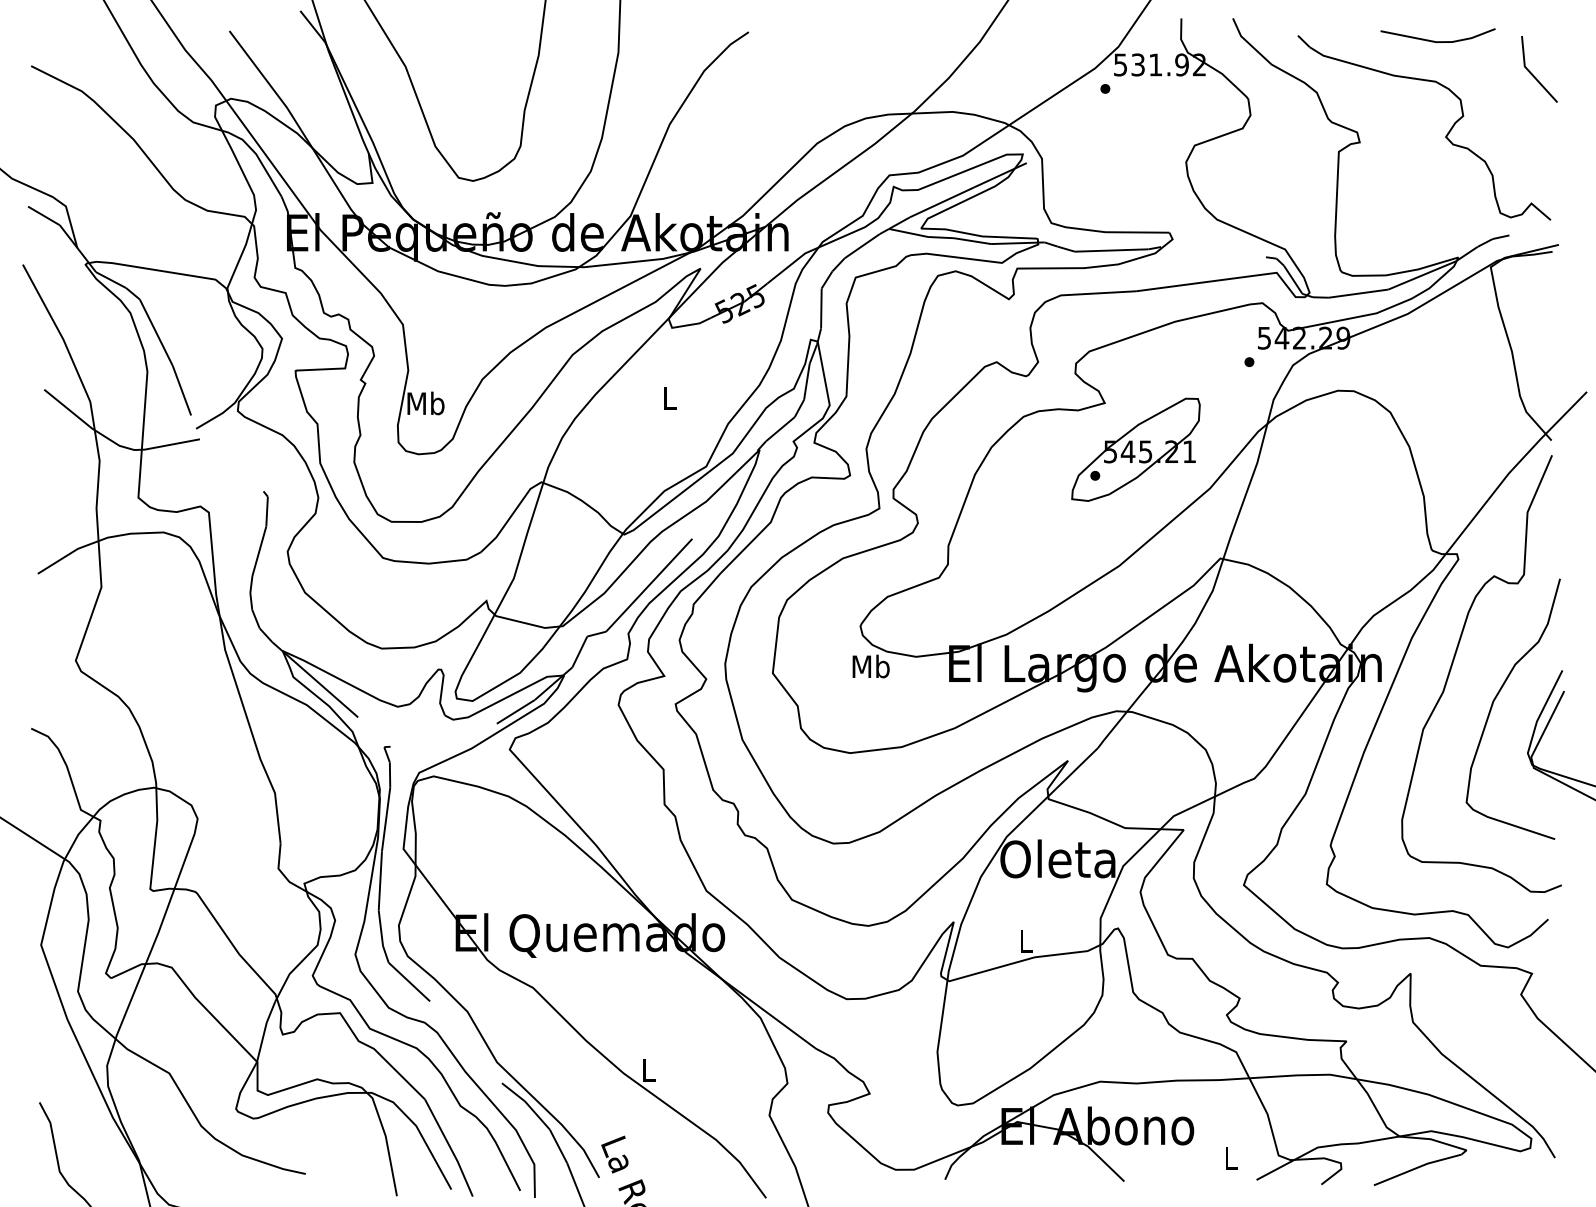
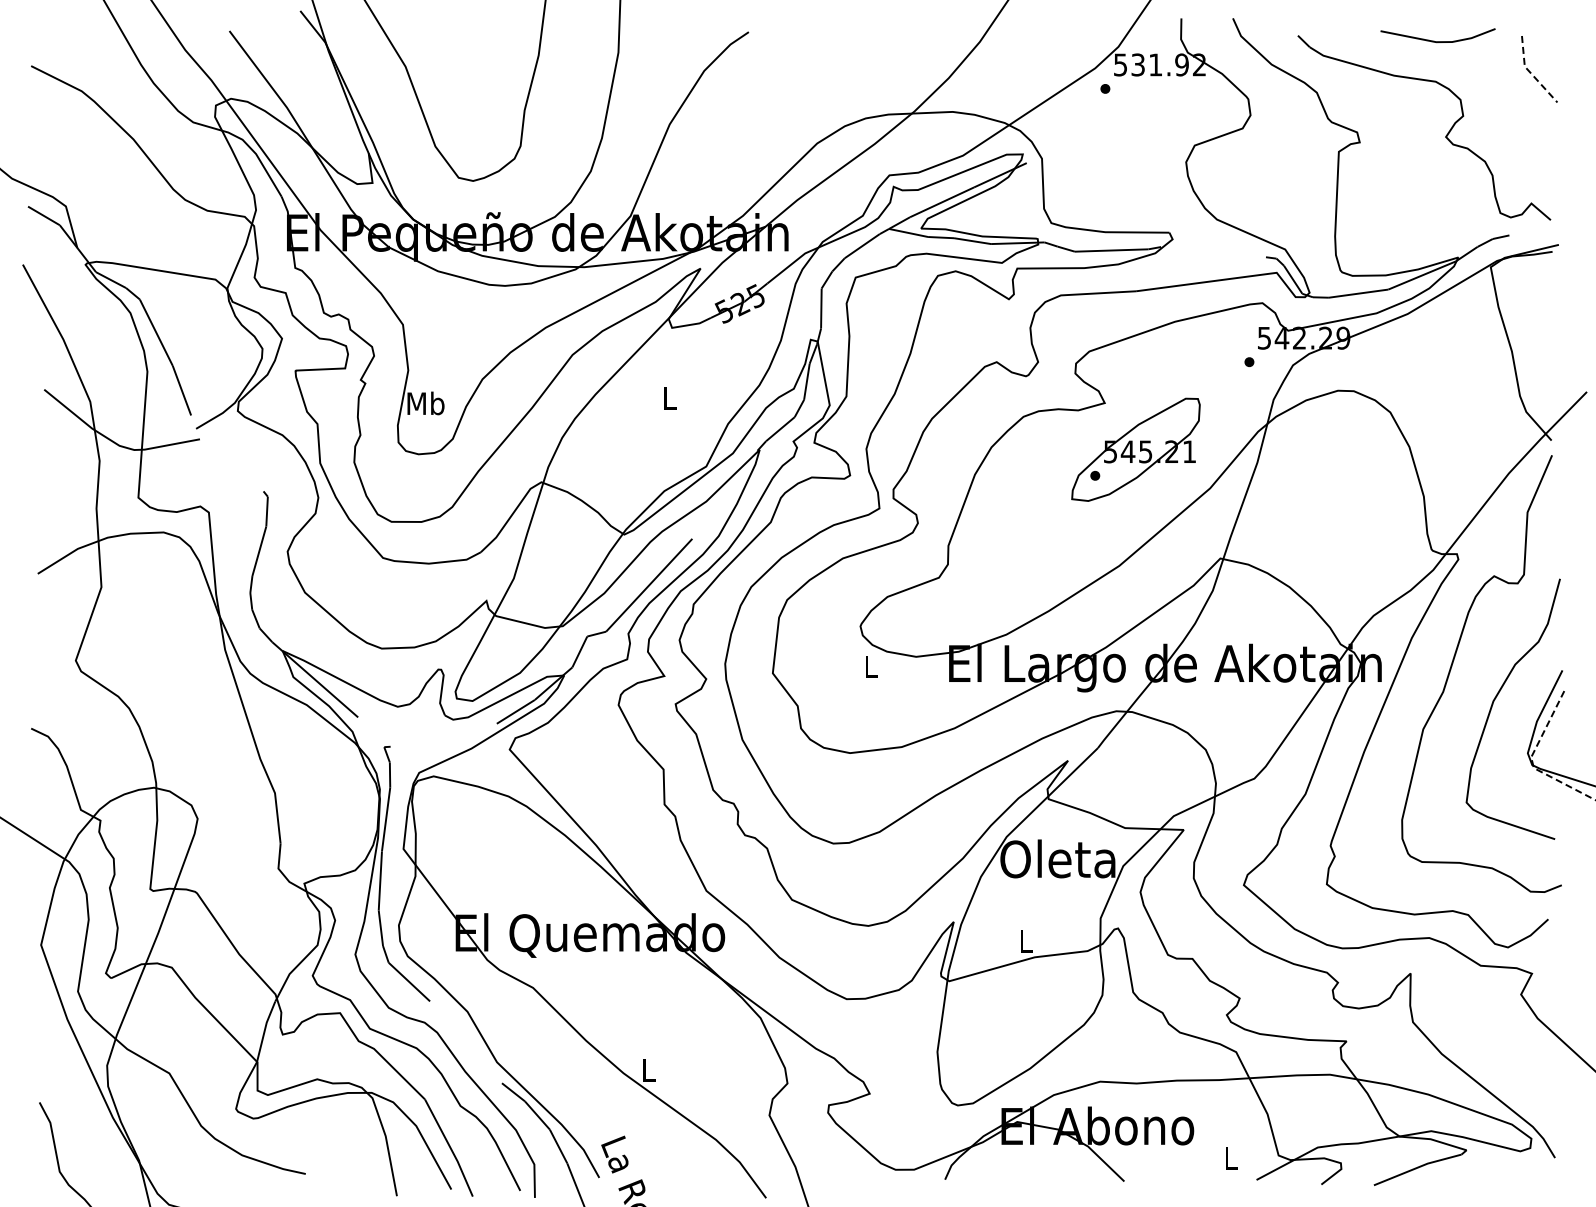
line: solid -> dashed (1530, 73)
text: Mb -> L (870, 666)
line: solid -> dashed (1532, 760)
